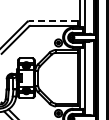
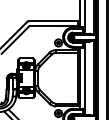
line: dashed -> solid (53, 21)
